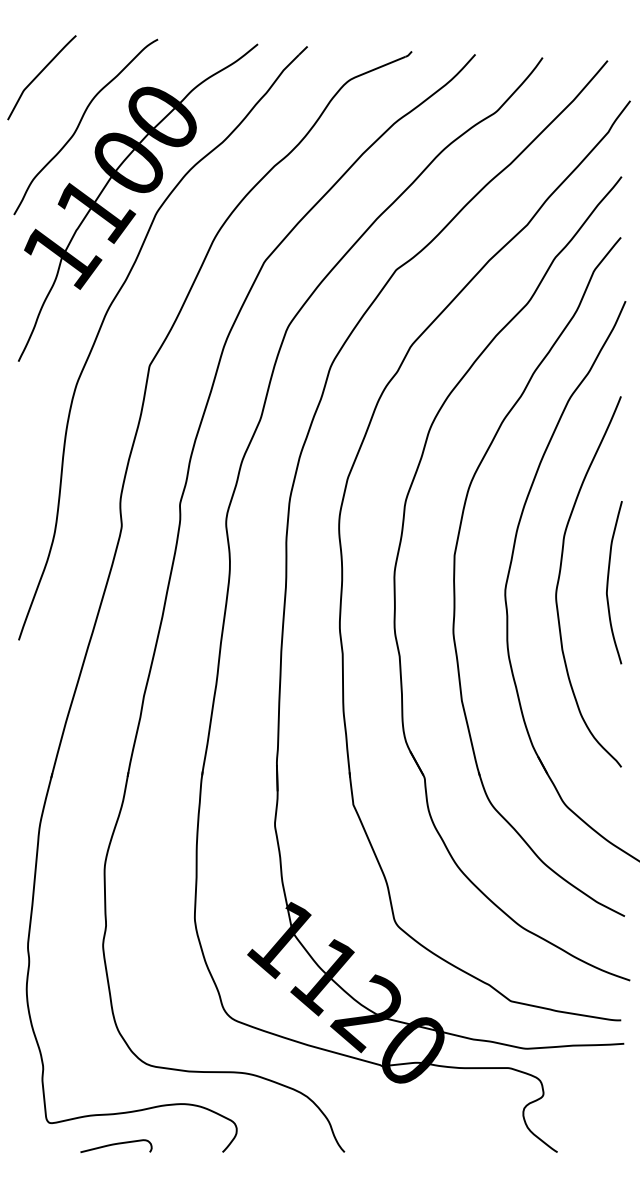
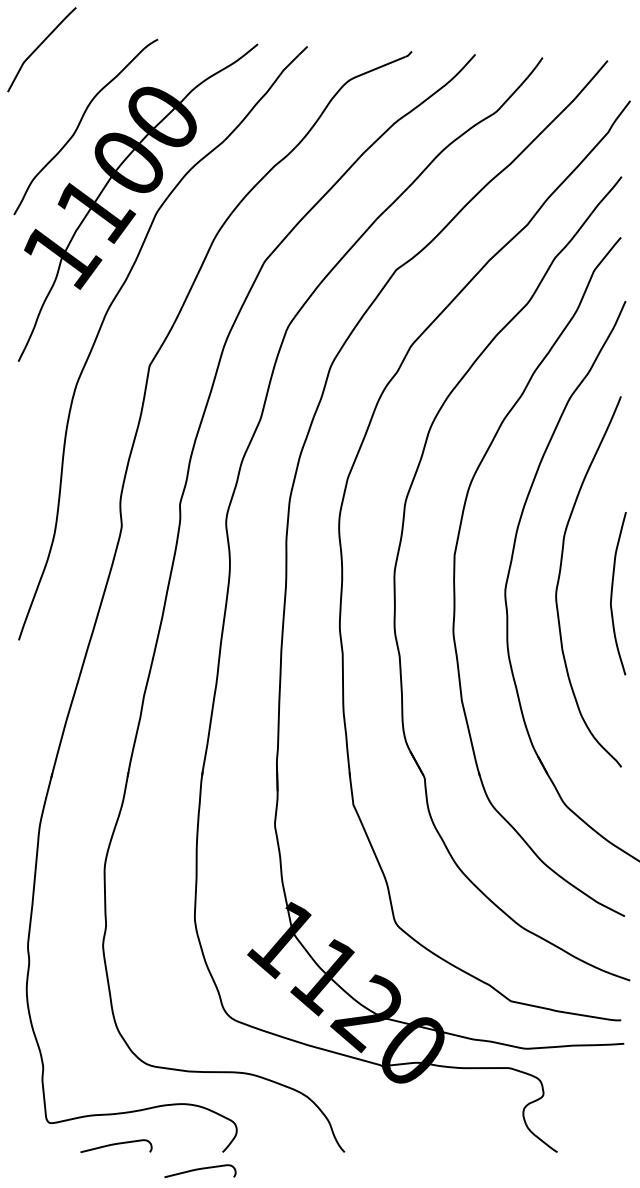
curve position: (39, 75) -> (39, 47) (39, 47)
curve position: (608, 582) -> (612, 593) (612, 593)
curve: none -> present (200, 1169)
